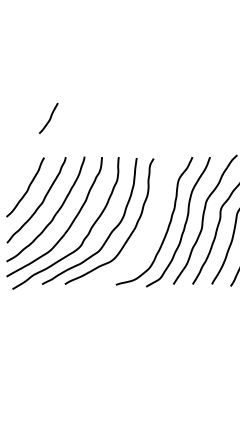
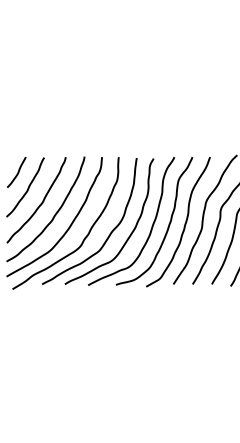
curve position: (49, 117) -> (17, 171) (17, 171)
curve: none -> present (151, 226)
